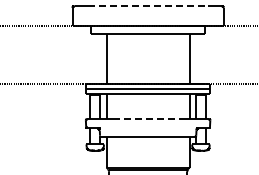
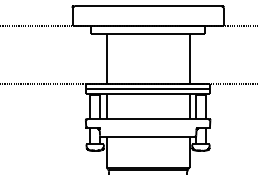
line: dashed -> solid (148, 6)
line: dashed -> solid (148, 119)
